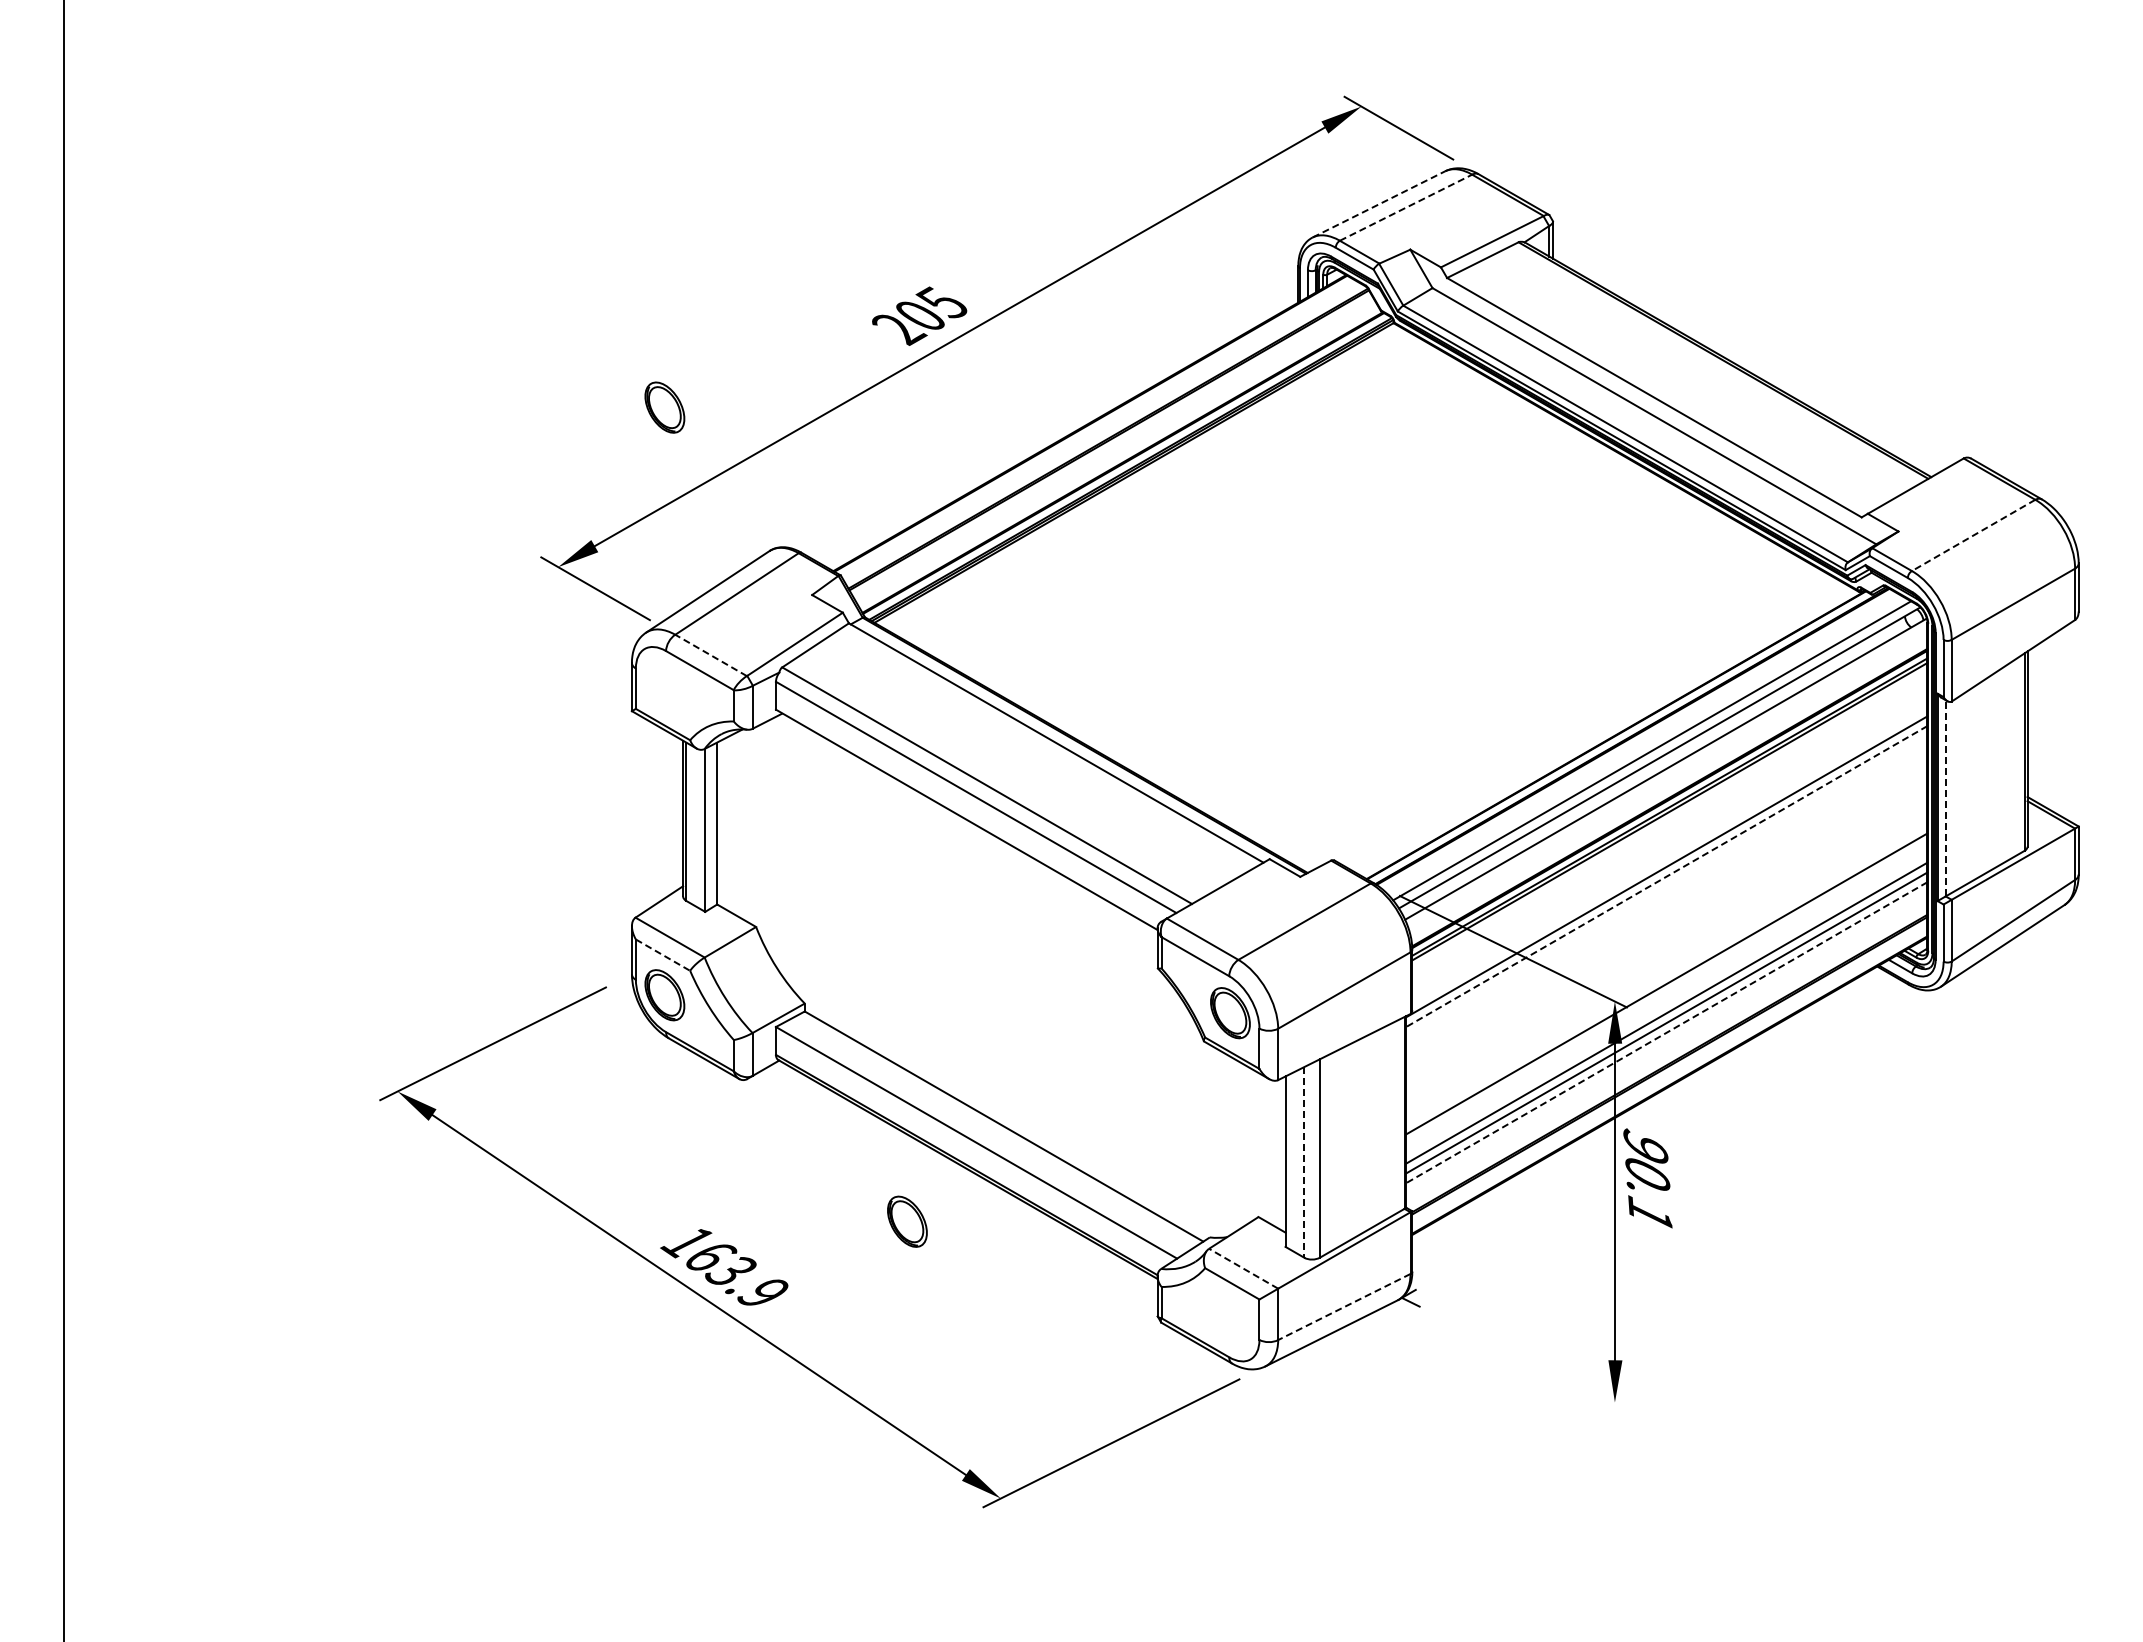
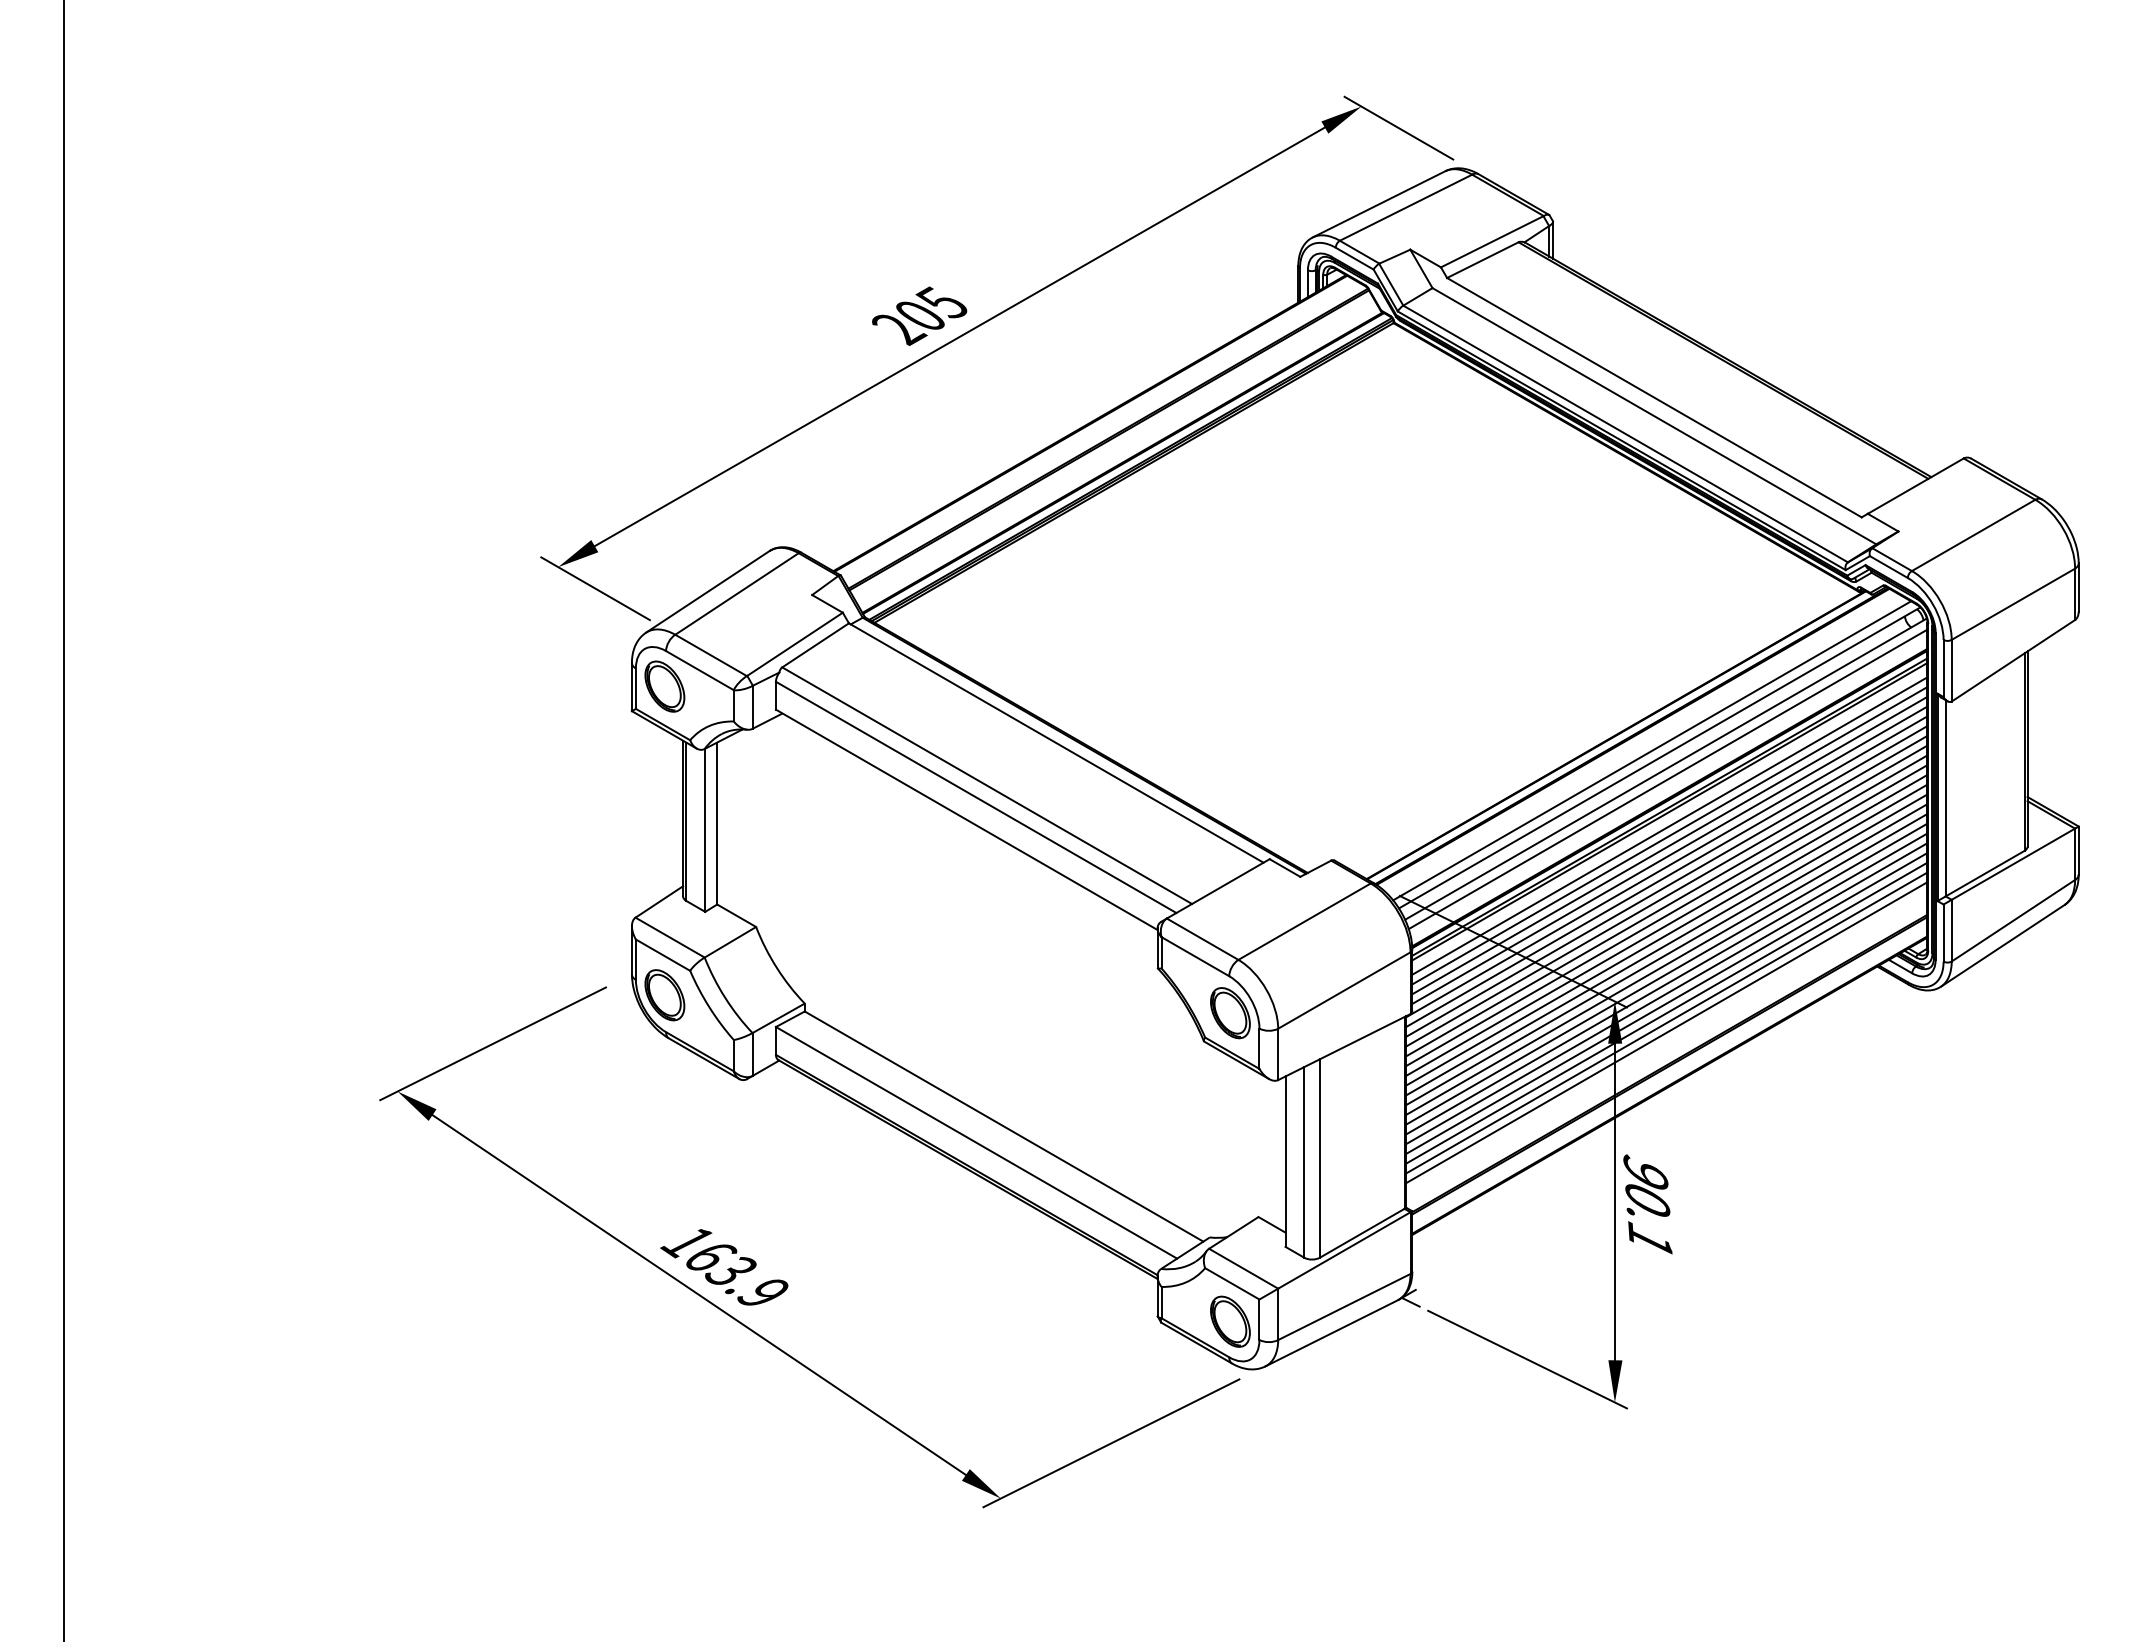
line: dashed -> solid (1379, 204)
line: dashed -> solid (1406, 207)
part position: (664, 407) -> (664, 686) (664, 686)
line: dashed -> solid (1973, 535)
line: dashed -> solid (710, 655)
line: none -> present (1667, 779)
line: dashed -> solid (1945, 797)
line: none -> present (1669, 825)
line: none -> present (1669, 835)
line: none -> present (1669, 845)
line: none -> present (1669, 854)
line: dashed -> solid (1666, 876)
line: none -> present (1666, 885)
line: none -> present (1666, 895)
line: none -> present (1666, 905)
line: none -> present (1666, 915)
line: none -> present (1666, 924)
line: none -> present (1666, 934)
line: none -> present (1666, 944)
line: none -> present (1666, 954)
line: dashed -> solid (663, 955)
line: none -> present (1666, 963)
line: none -> present (1666, 973)
line: none -> present (1666, 993)
line: none -> present (1666, 1003)
line: dashed -> solid (1666, 1032)
line: dashed -> solid (1304, 1162)
text position: (1647, 1178) -> (1647, 1204) (1647, 1204)
part position: (907, 1221) -> (1230, 1321) (1230, 1321)
line: dashed -> solid (1243, 1268)
line: dashed -> solid (1344, 1307)
line: none -> present (1527, 1359)
